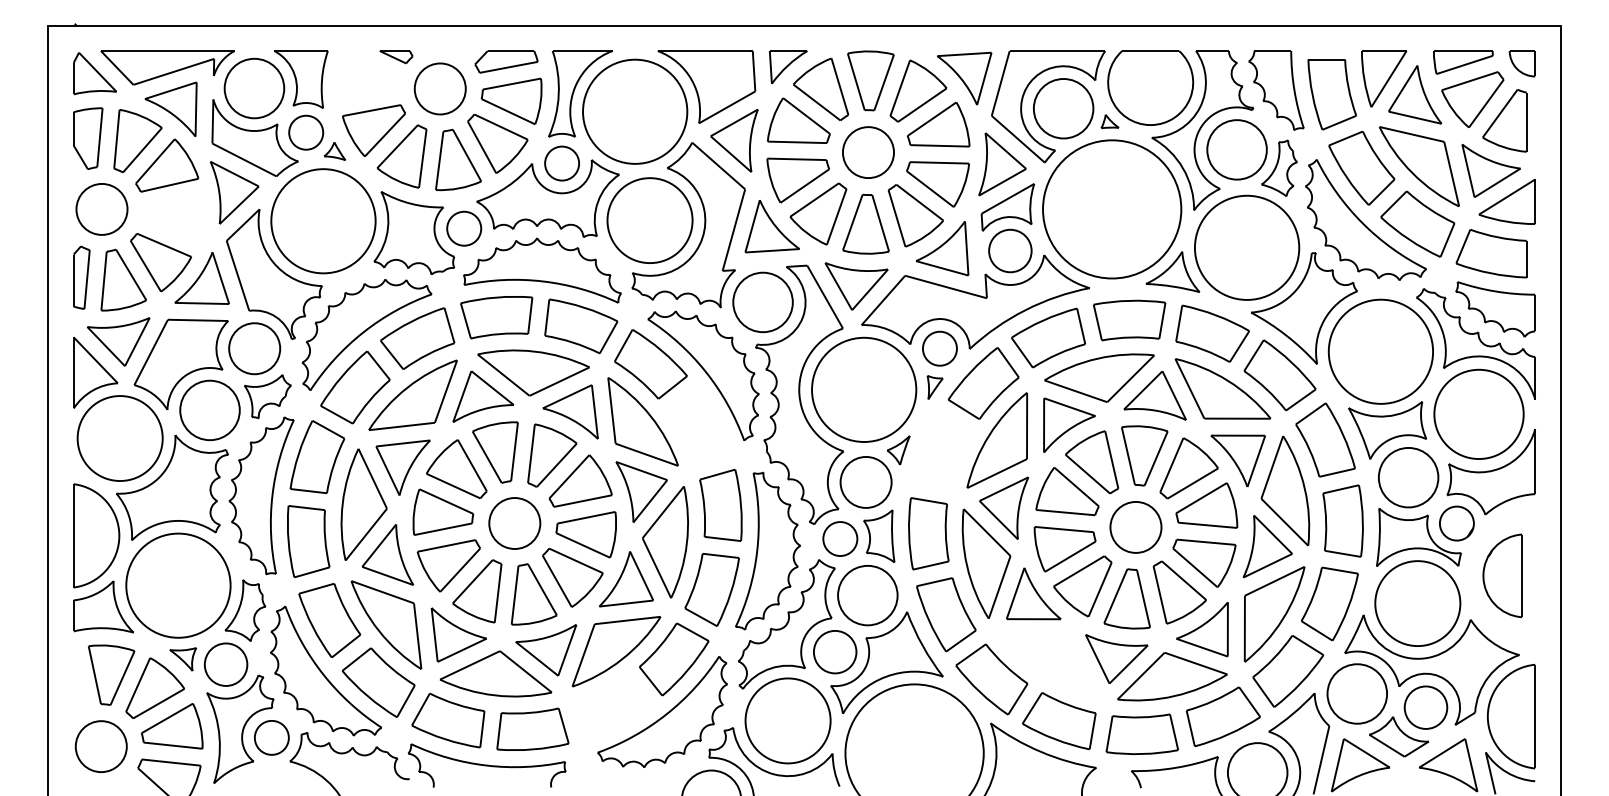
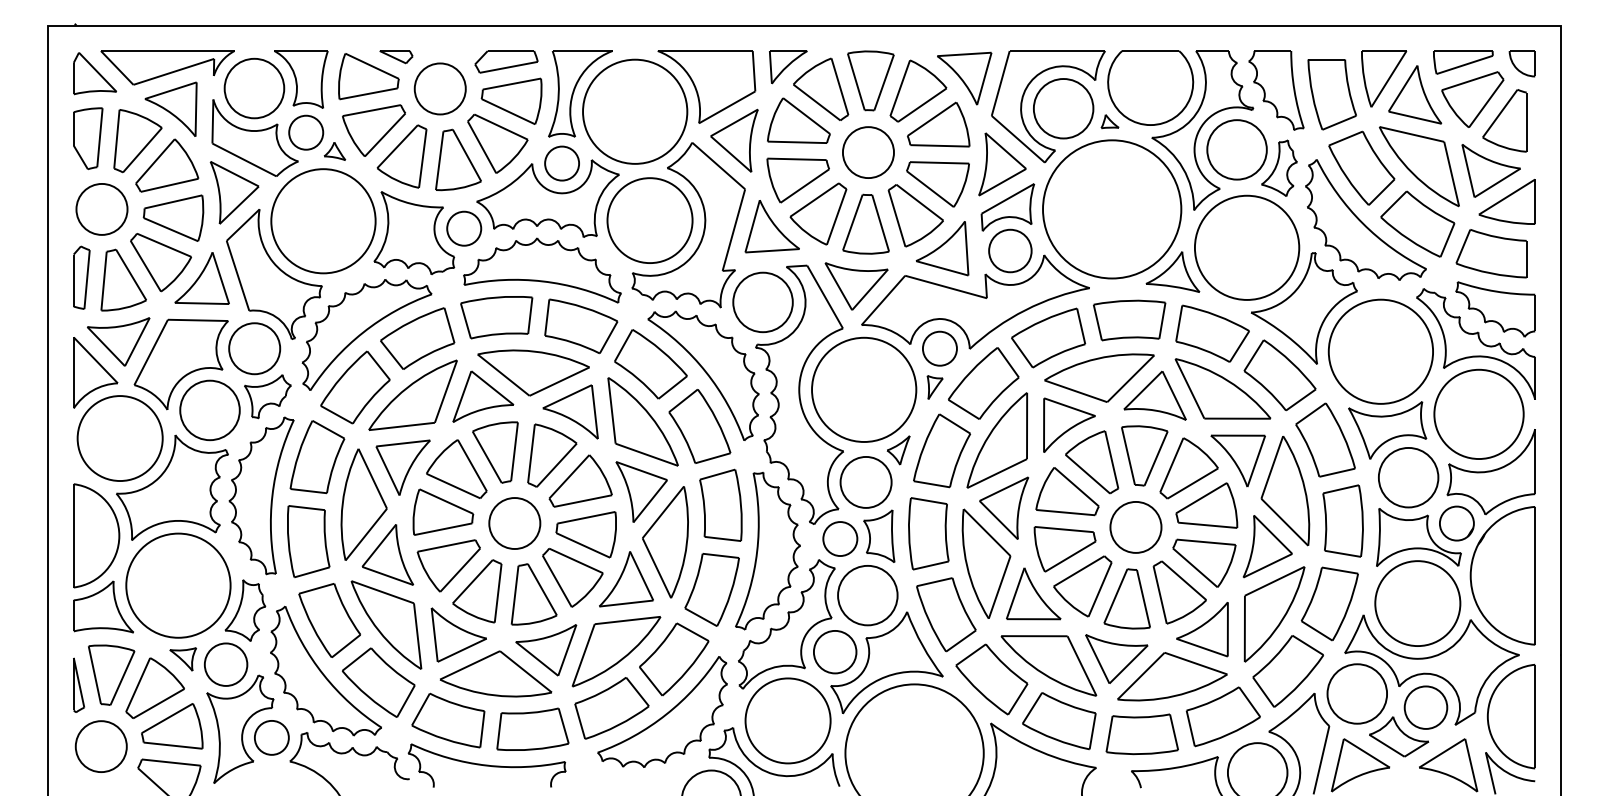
part: none -> present (368, 76)
part: none -> present (173, 217)
part: none -> present (699, 426)
part: none -> present (942, 450)
part size: 41x86 px -> 67x140 px (1502, 575)
part: none -> present (1048, 665)
part: none -> present (79, 684)
part: none -> present (611, 708)
